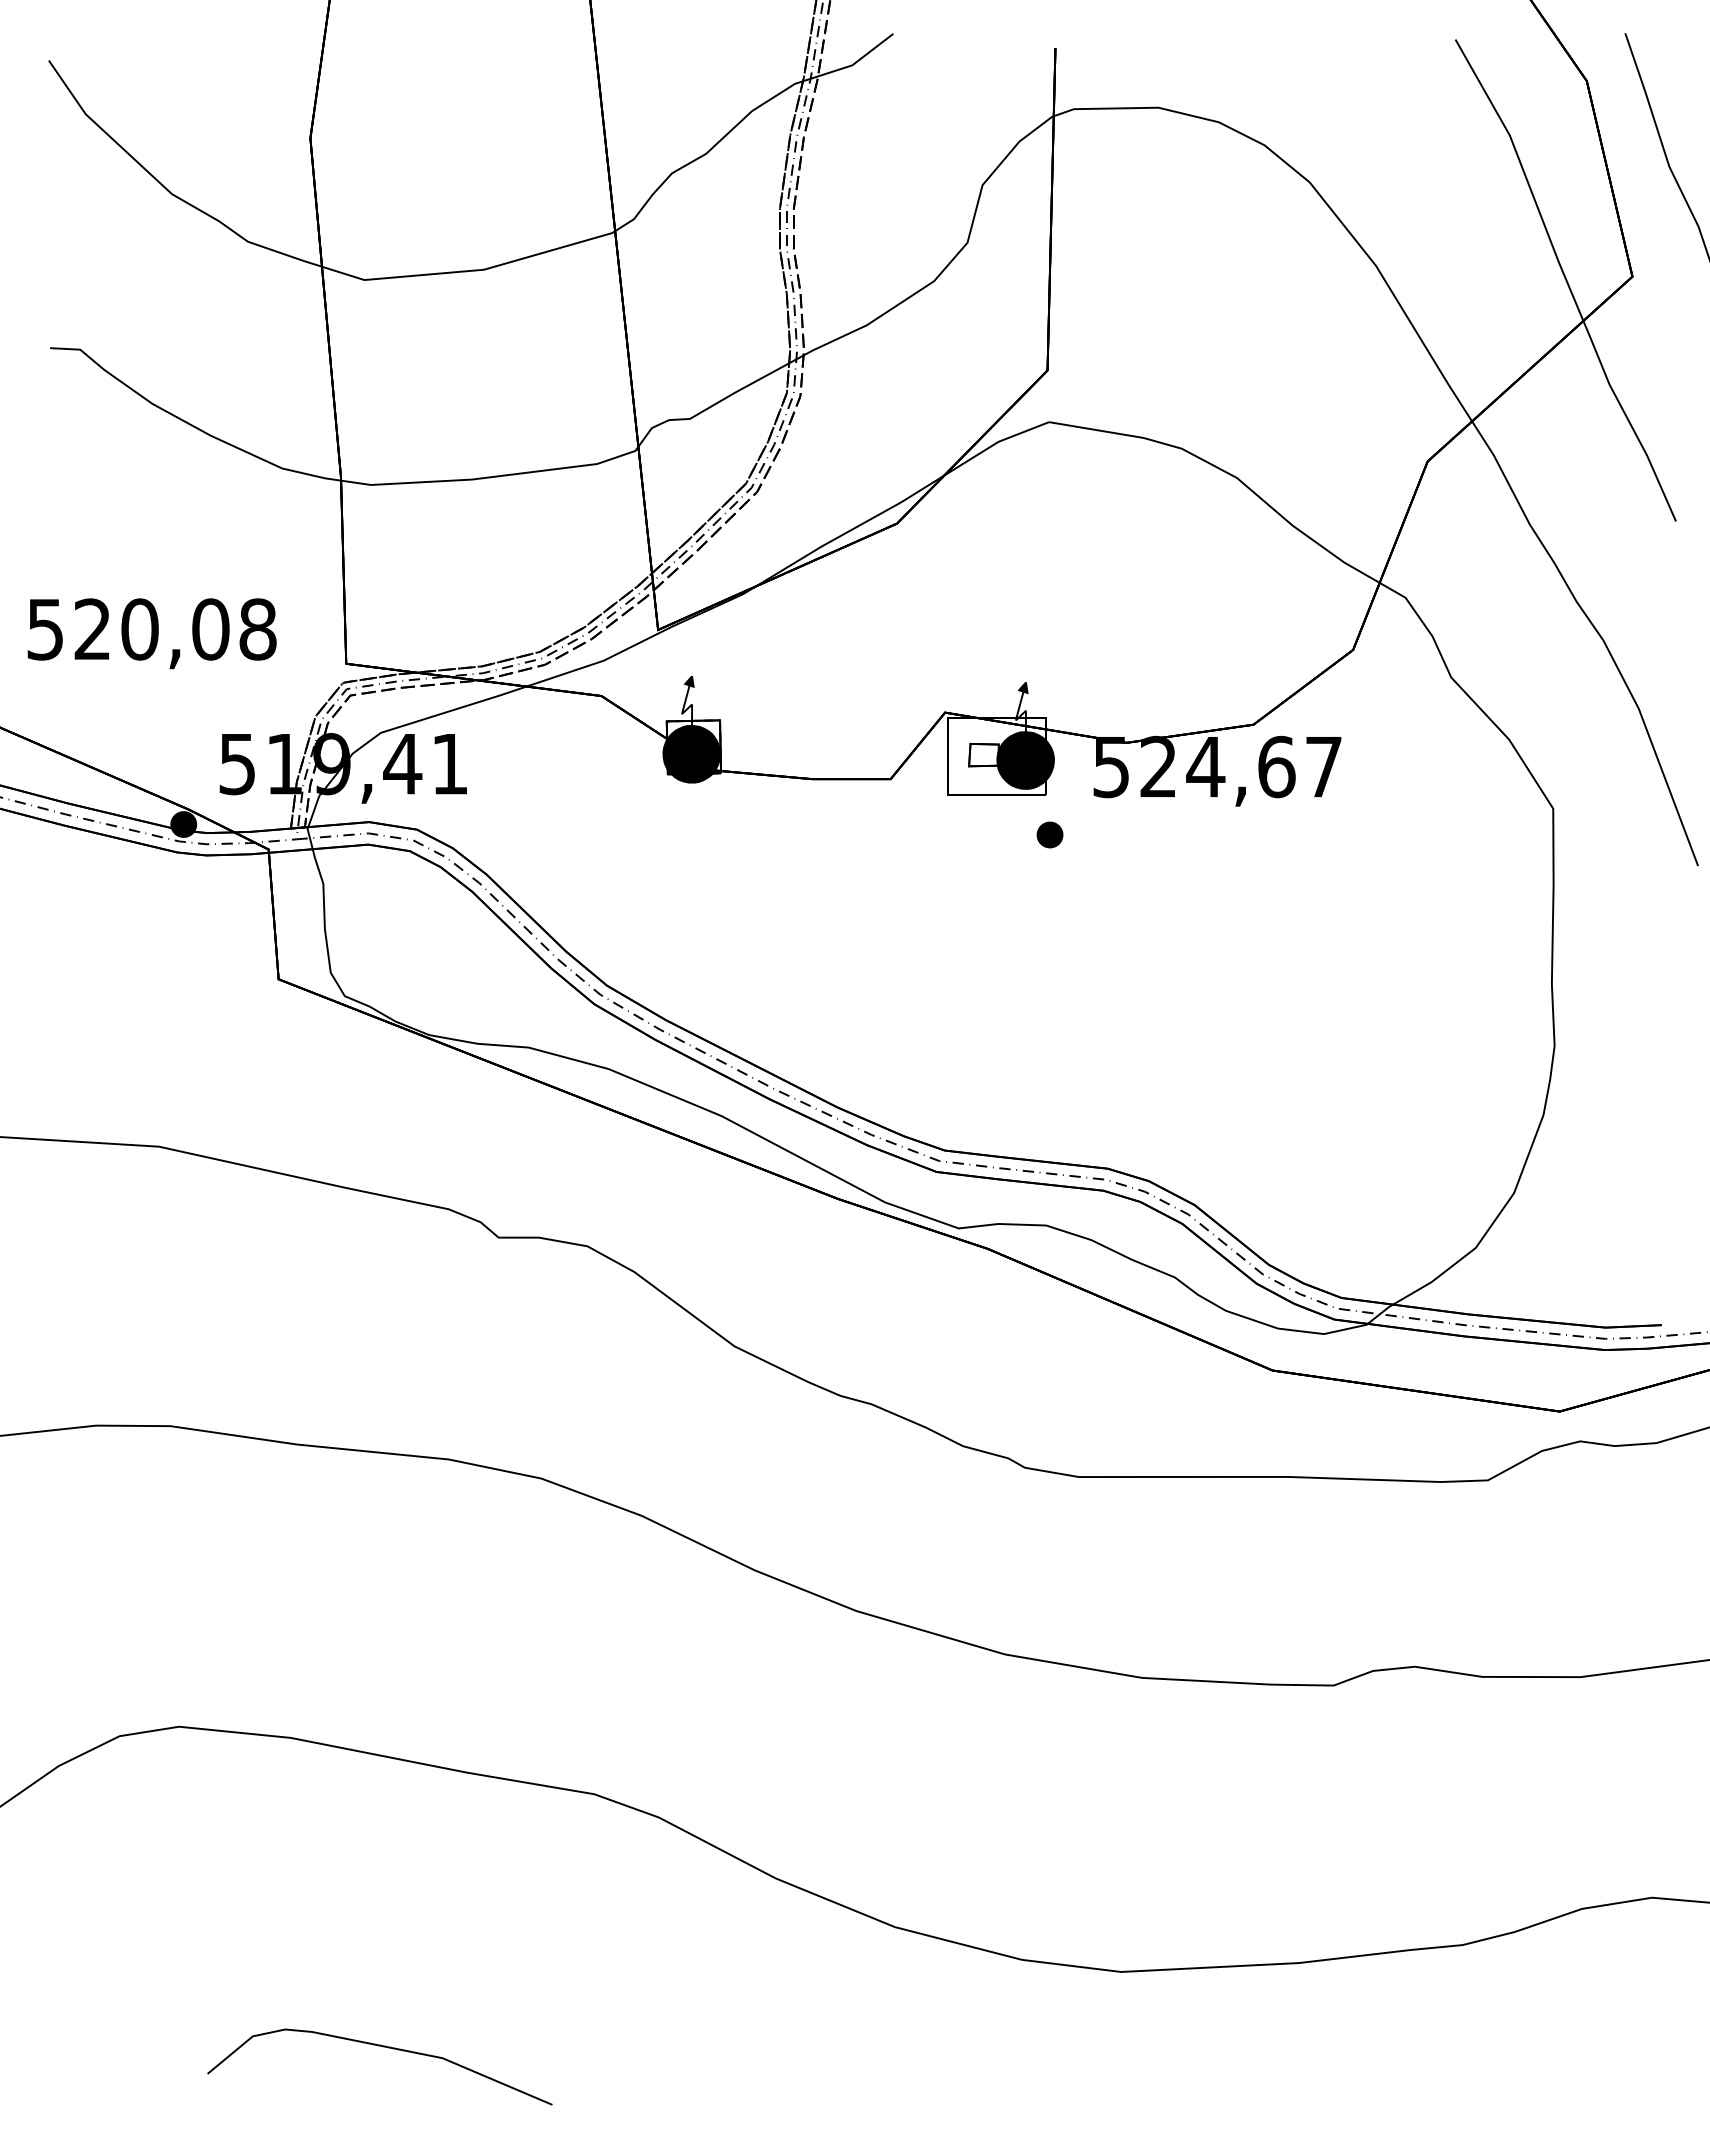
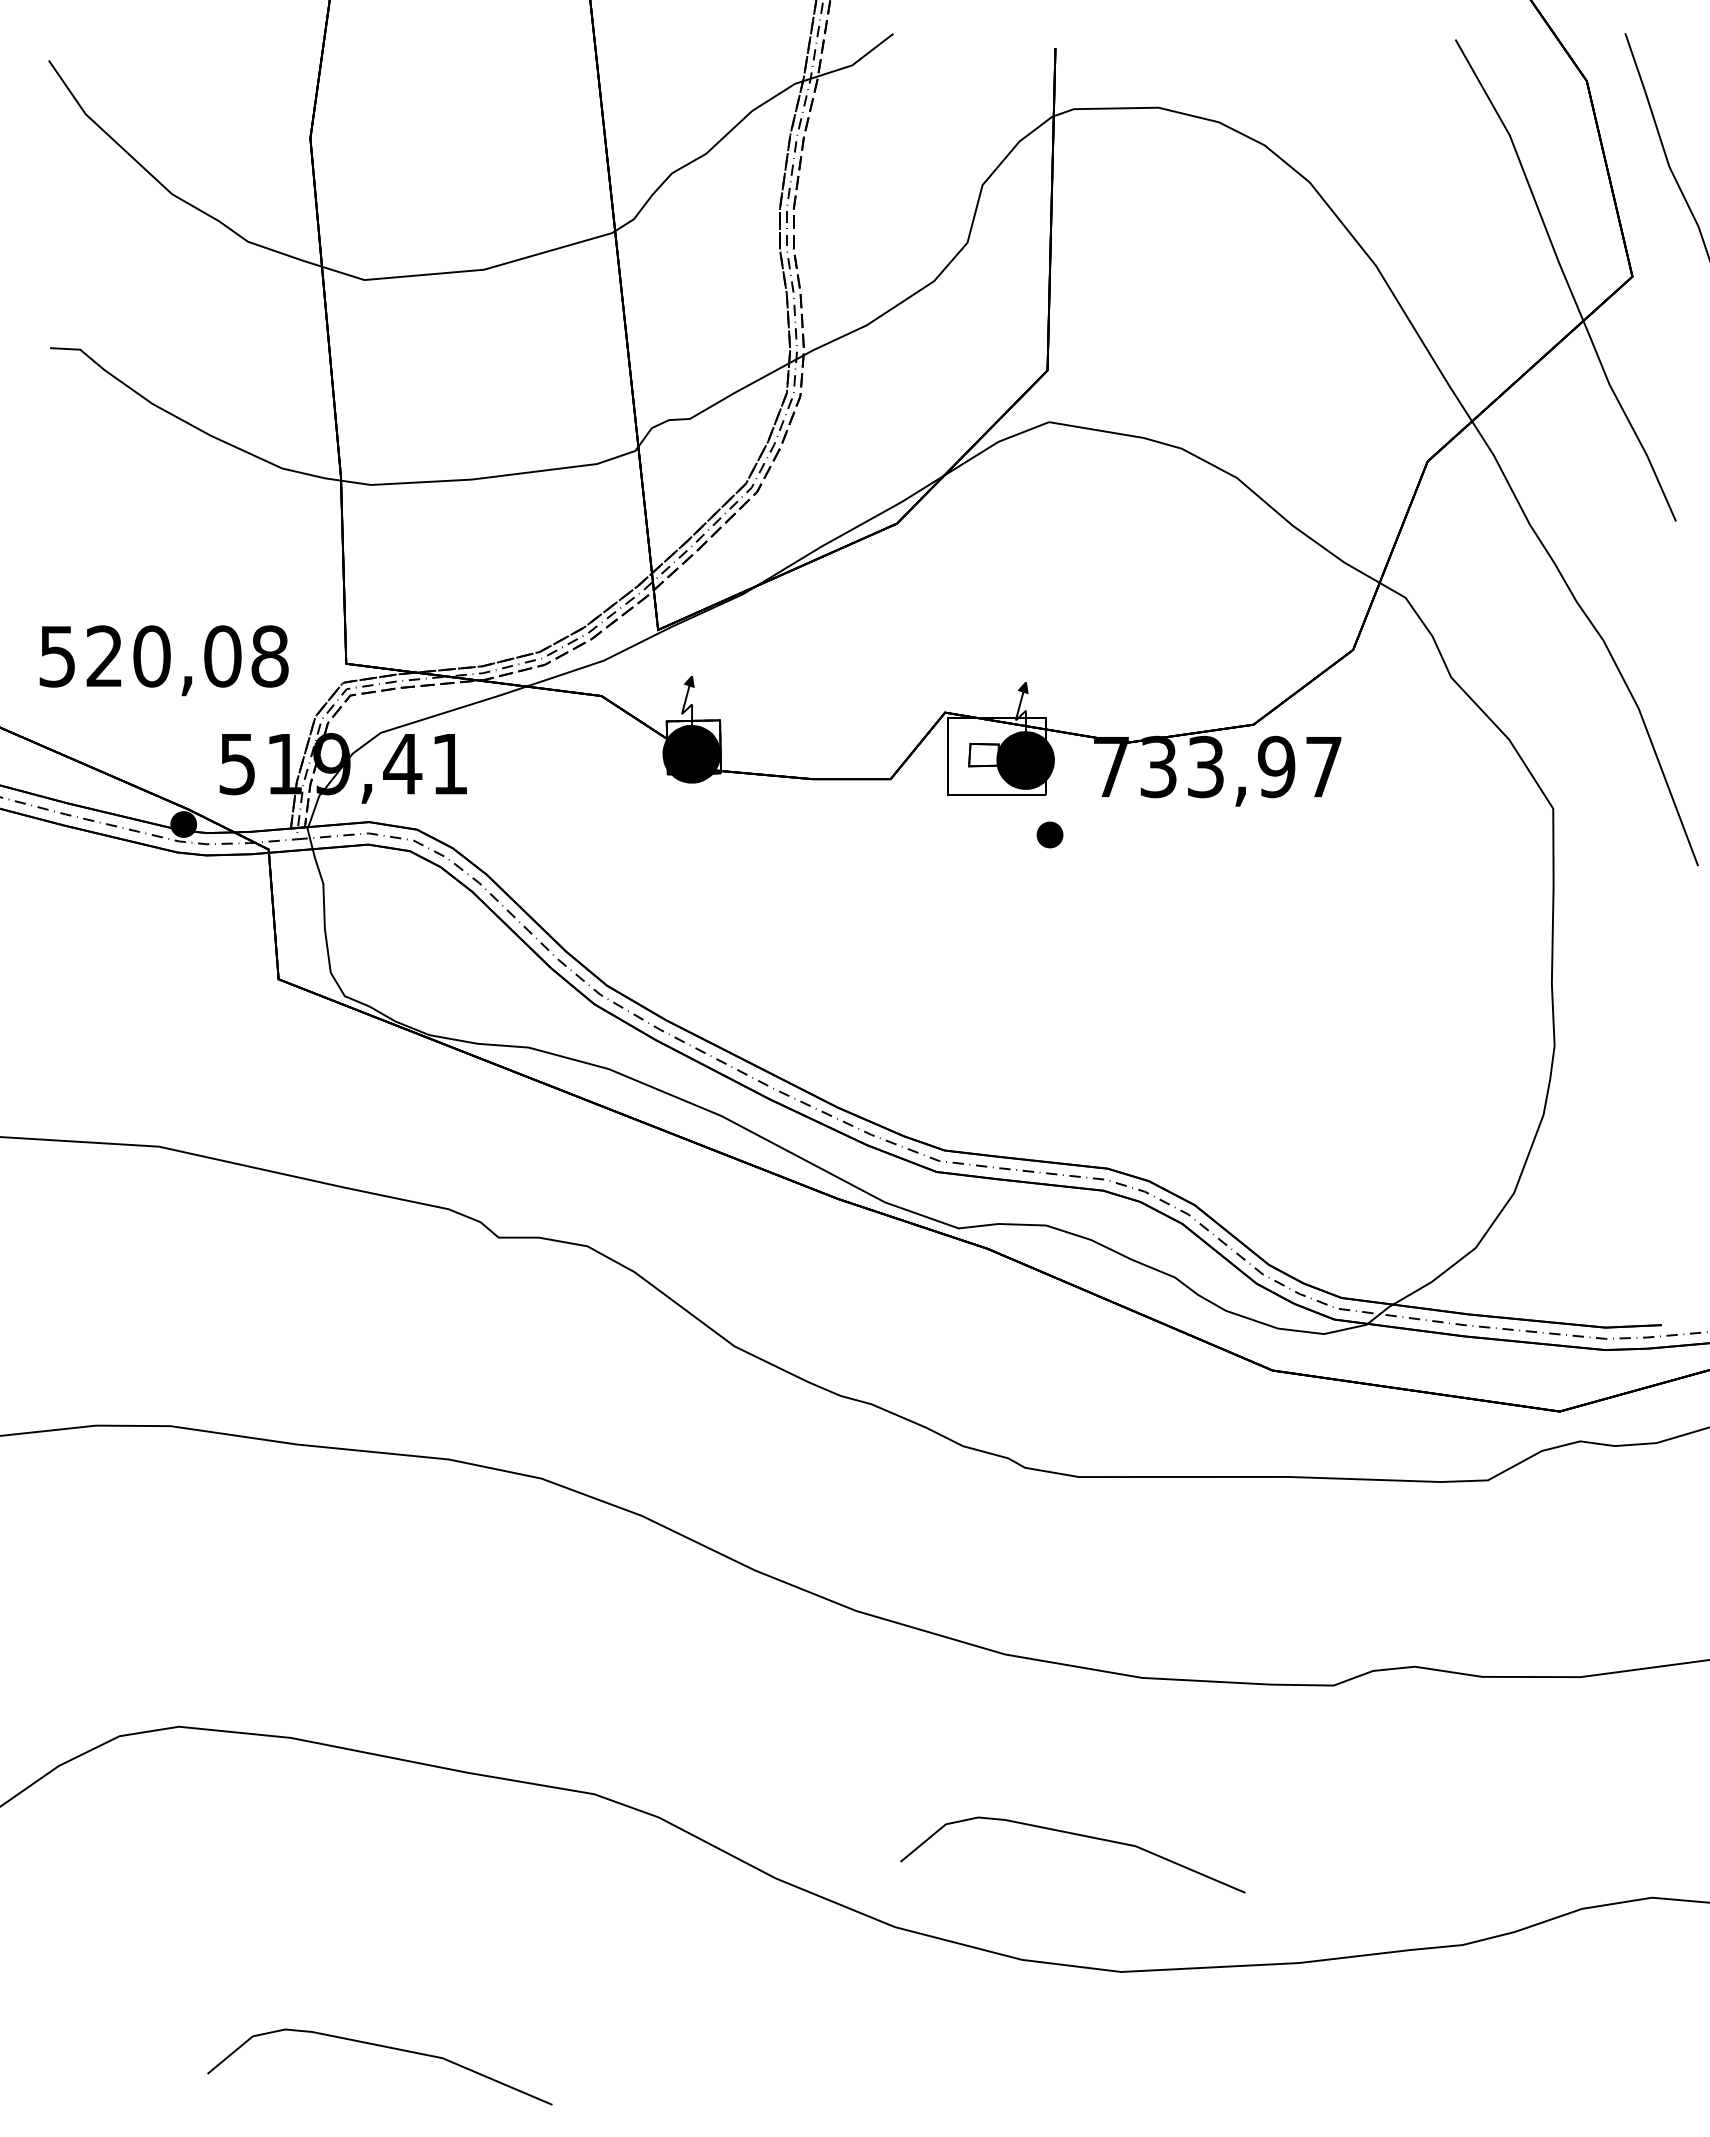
text position: (151, 633) -> (163, 660) (163, 660)
text: 524,67 -> 733,97 (1194, 766)
curve: none -> present (1076, 1835)
